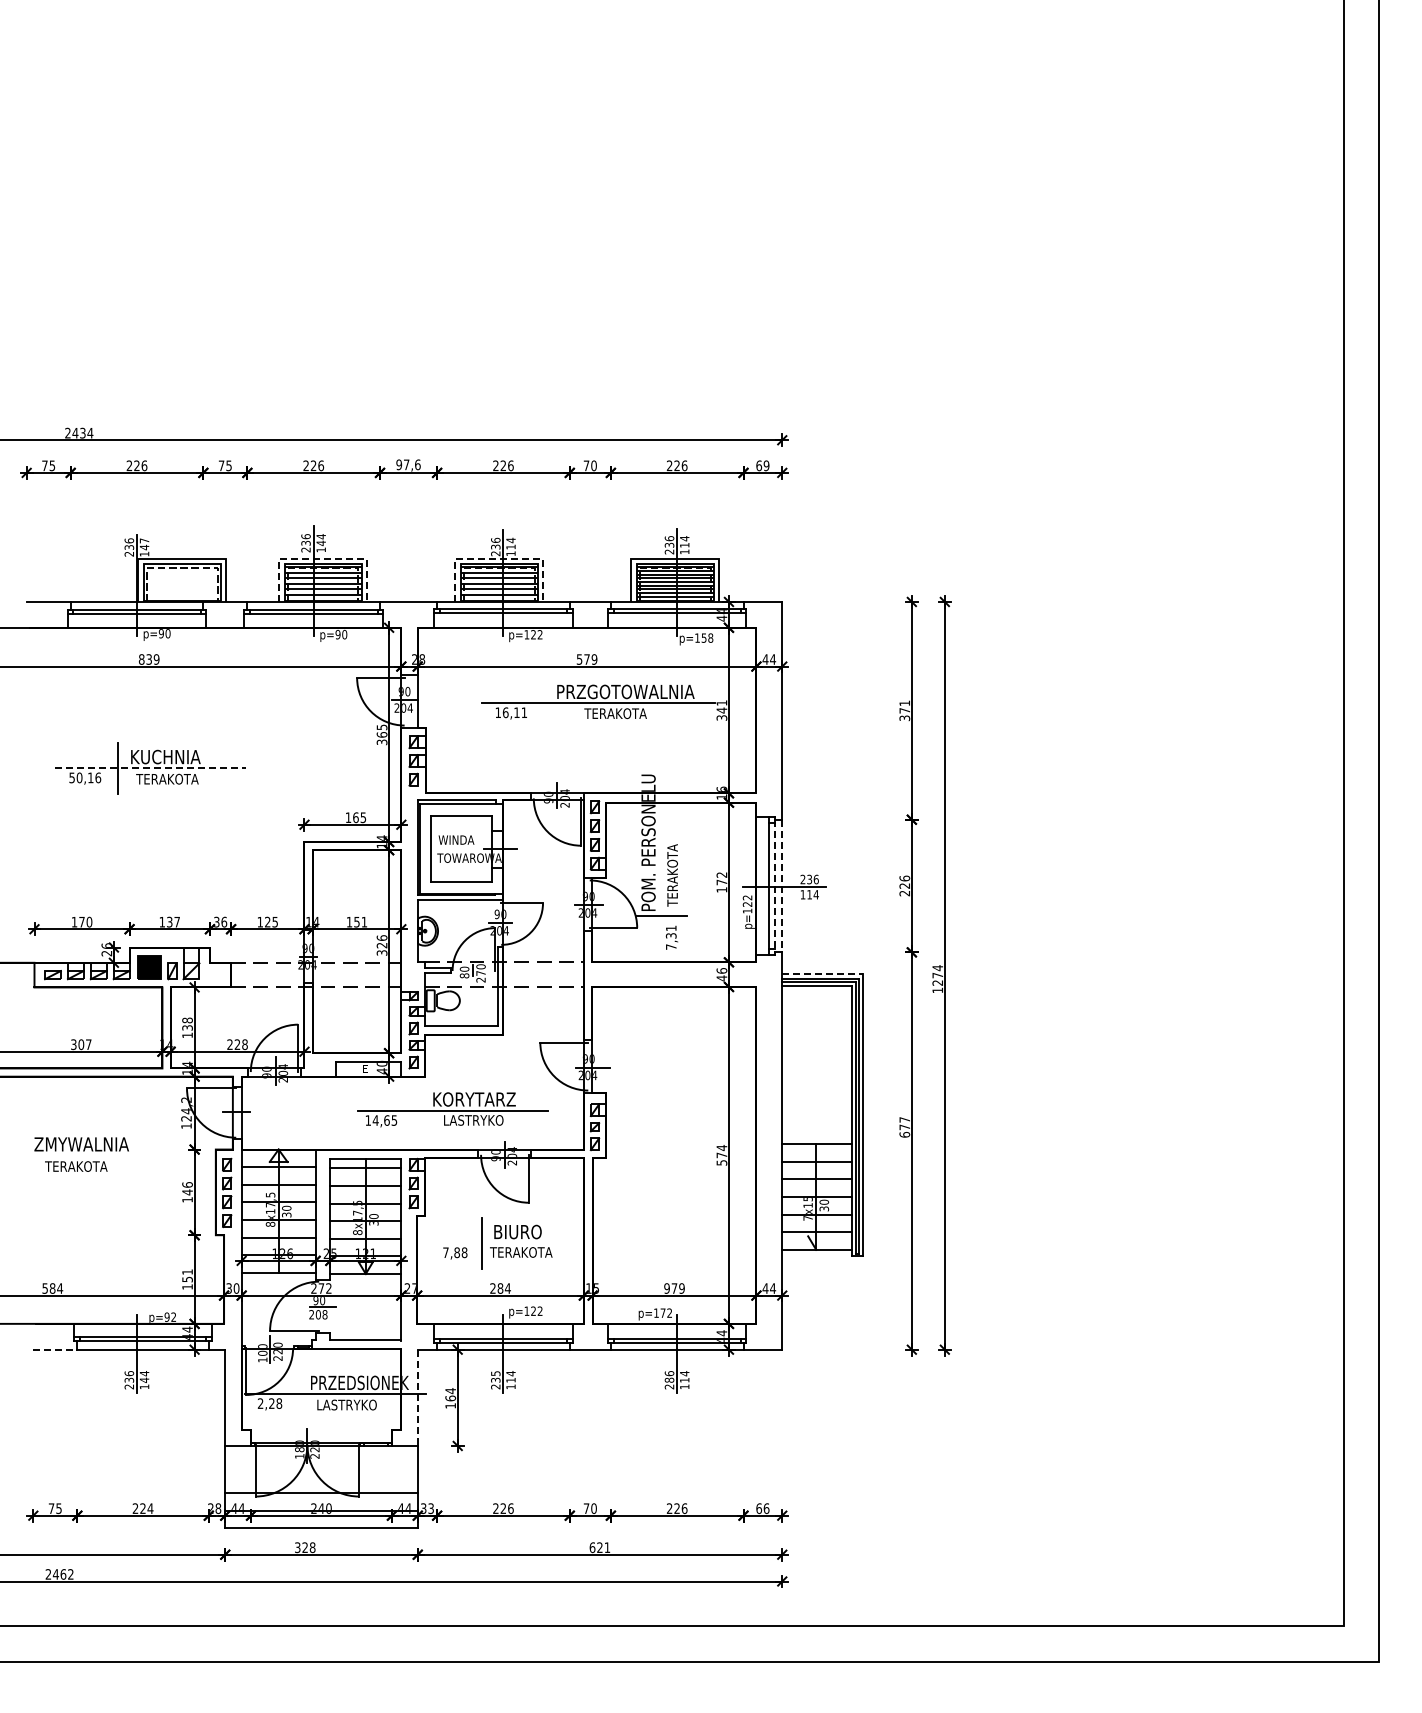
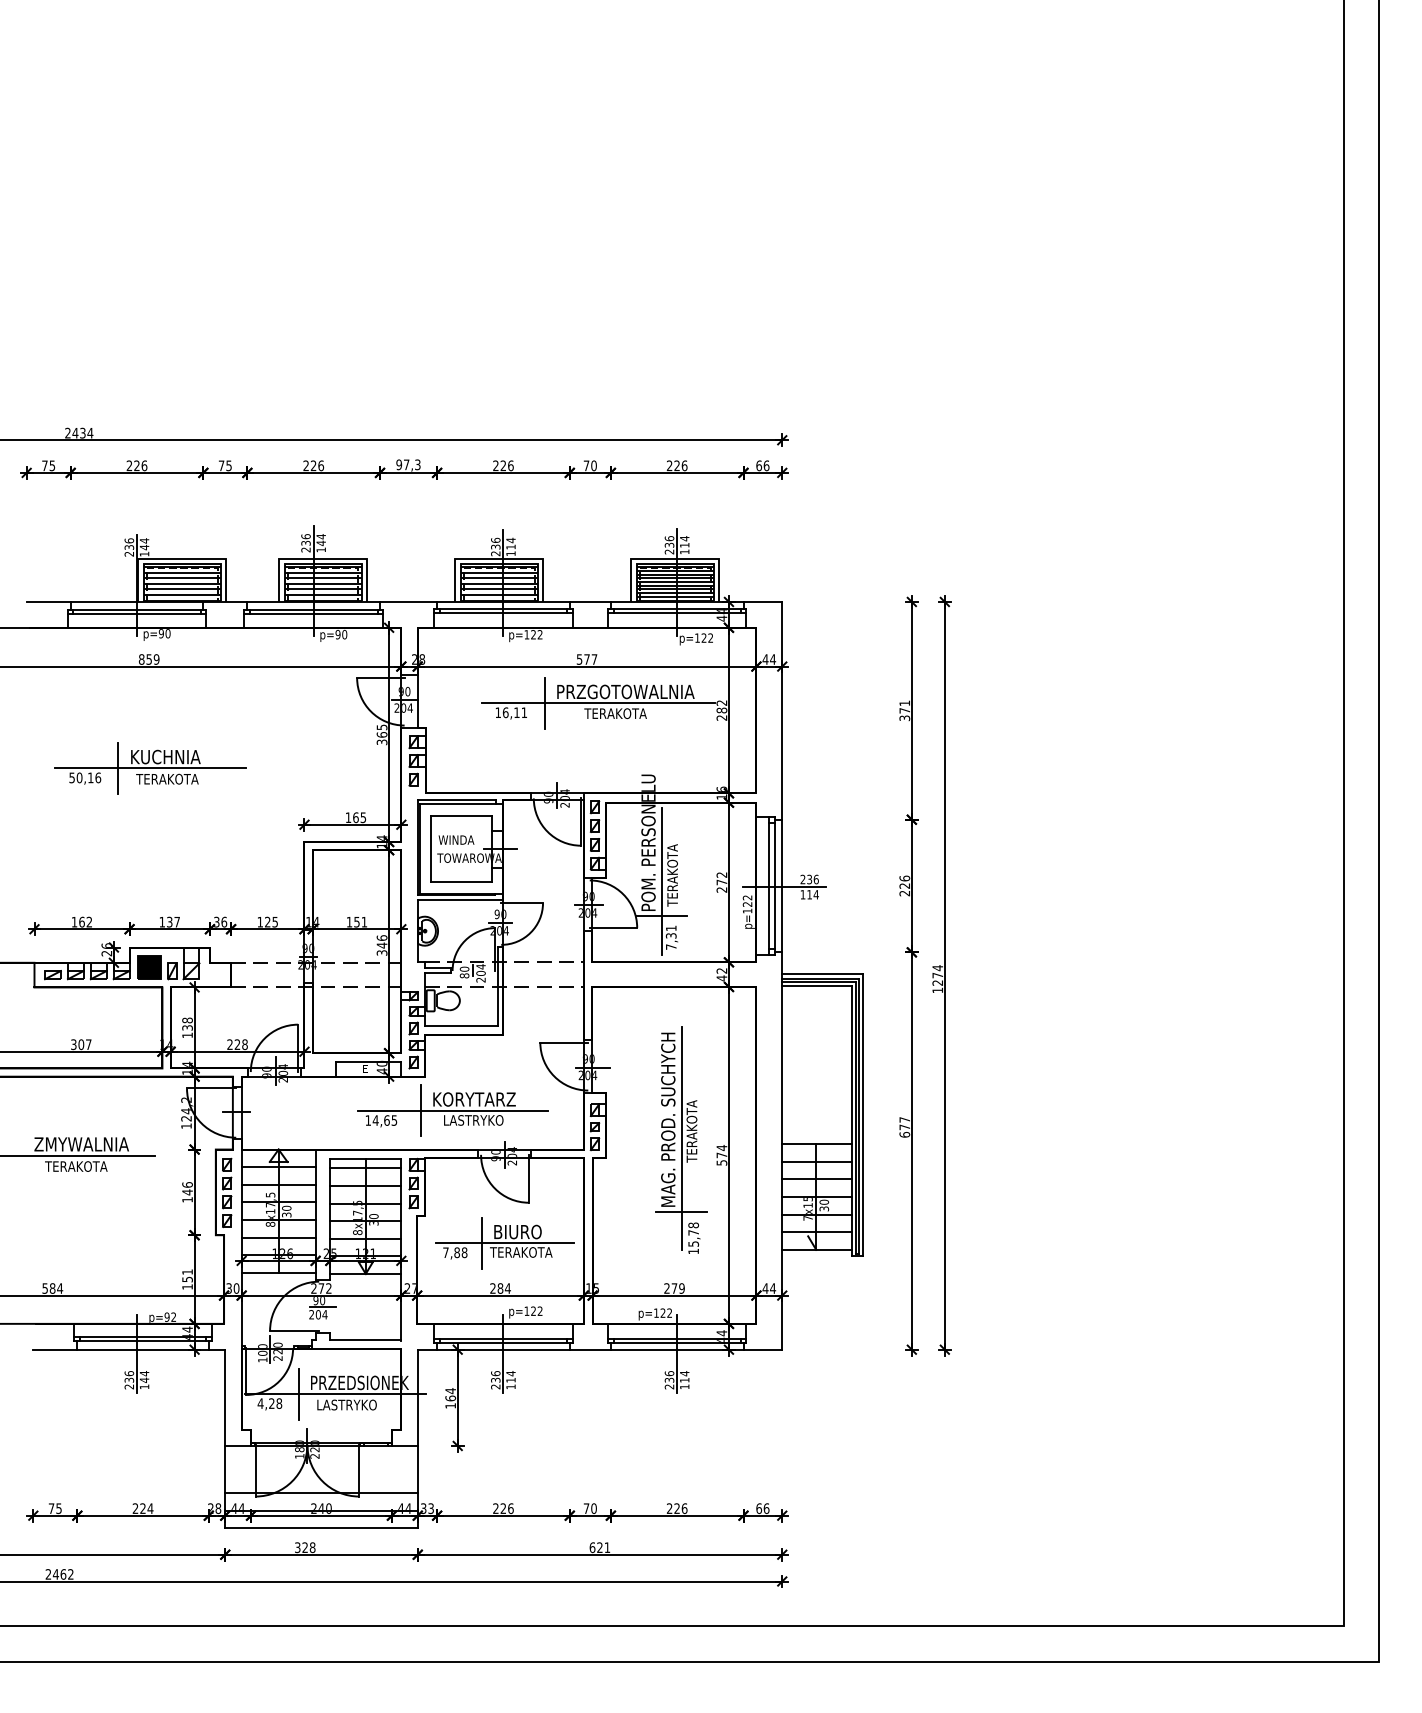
text: 97,6 -> 97,3 (417, 464)
text: 69 -> 66 (766, 465)
text: 147 -> 144 (144, 540)
line: dashed -> solid (323, 559)
line: dashed -> solid (499, 559)
hatch: none -> present (182, 581)
text: p=158 -> p=122 (707, 637)
text: 839 -> 859 (148, 658)
text: 579 -> 577 (594, 659)
line: none -> present (544, 702)
text: 341 -> 282 (721, 710)
line: dashed -> solid (151, 768)
line: none -> present (661, 881)
line: dashed -> solid (775, 886)
line: dashed -> solid (782, 886)
text: 172 -> 272 (721, 889)
text: 170 -> 162 (85, 921)
text: 326 -> 346 (381, 945)
text: 270 -> 204 (480, 969)
text: 46 -> 42 (721, 970)
line: dashed -> solid (823, 974)
line: none -> present (420, 1110)
part: none -> present (681, 1139)
line: none -> present (78, 1155)
line: none -> present (504, 1243)
text: 979 -> 279 (666, 1288)
text: p=172 -> p=122 (662, 1312)
text: 208 -> 204 (324, 1314)
line: dashed -> solid (55, 1349)
text: 235 -> 236 (495, 1373)
text: 286 -> 236 (669, 1379)
line: none -> present (298, 1393)
line: dashed -> solid (417, 1398)
text: 2,28 -> 4,28 (260, 1403)
